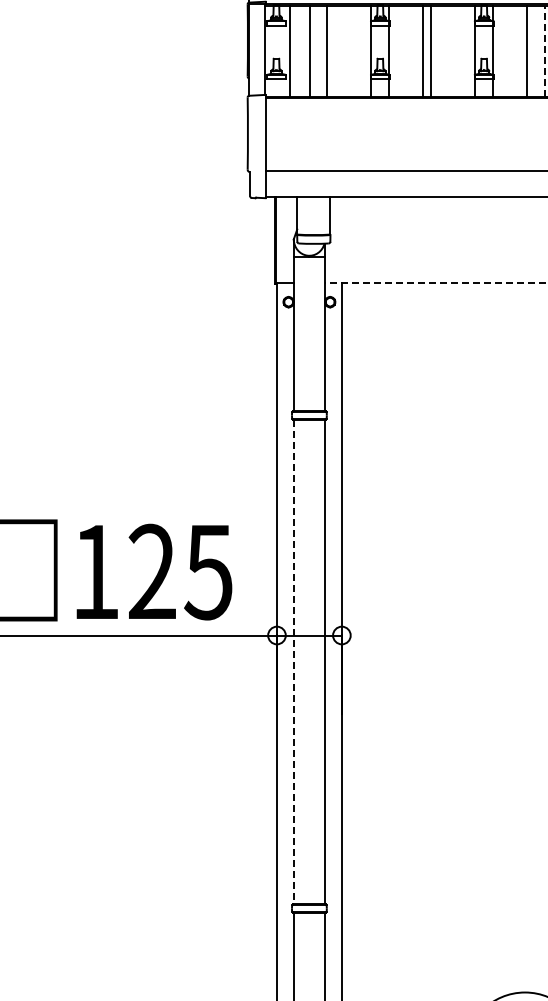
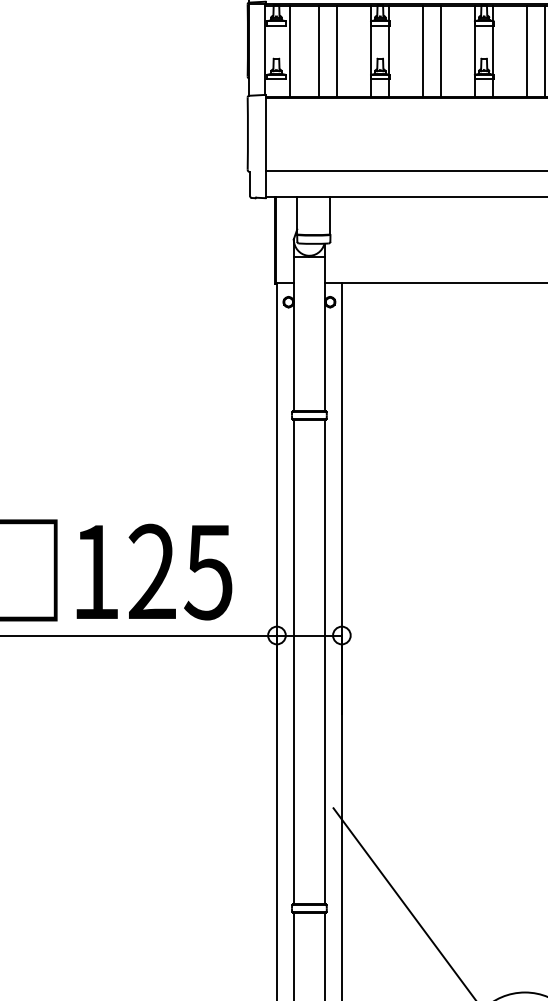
line position: (310, 51) -> (319, 51) (319, 51)
line position: (327, 51) -> (337, 51) (337, 51)
line position: (431, 51) -> (441, 51) (441, 51)
line: dashed -> solid (545, 51)
line: dashed -> solid (435, 282)
line: dashed -> solid (293, 662)
line: none -> present (403, 902)
